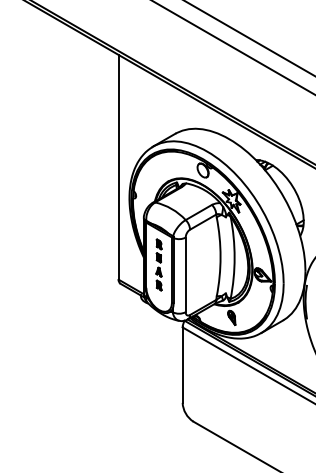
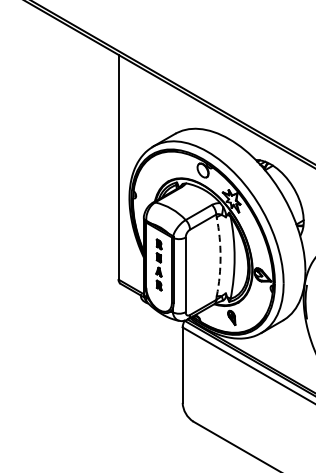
line: present -> none (249, 38)
line: present -> none (233, 47)
arc: solid -> dashed (220, 257)
